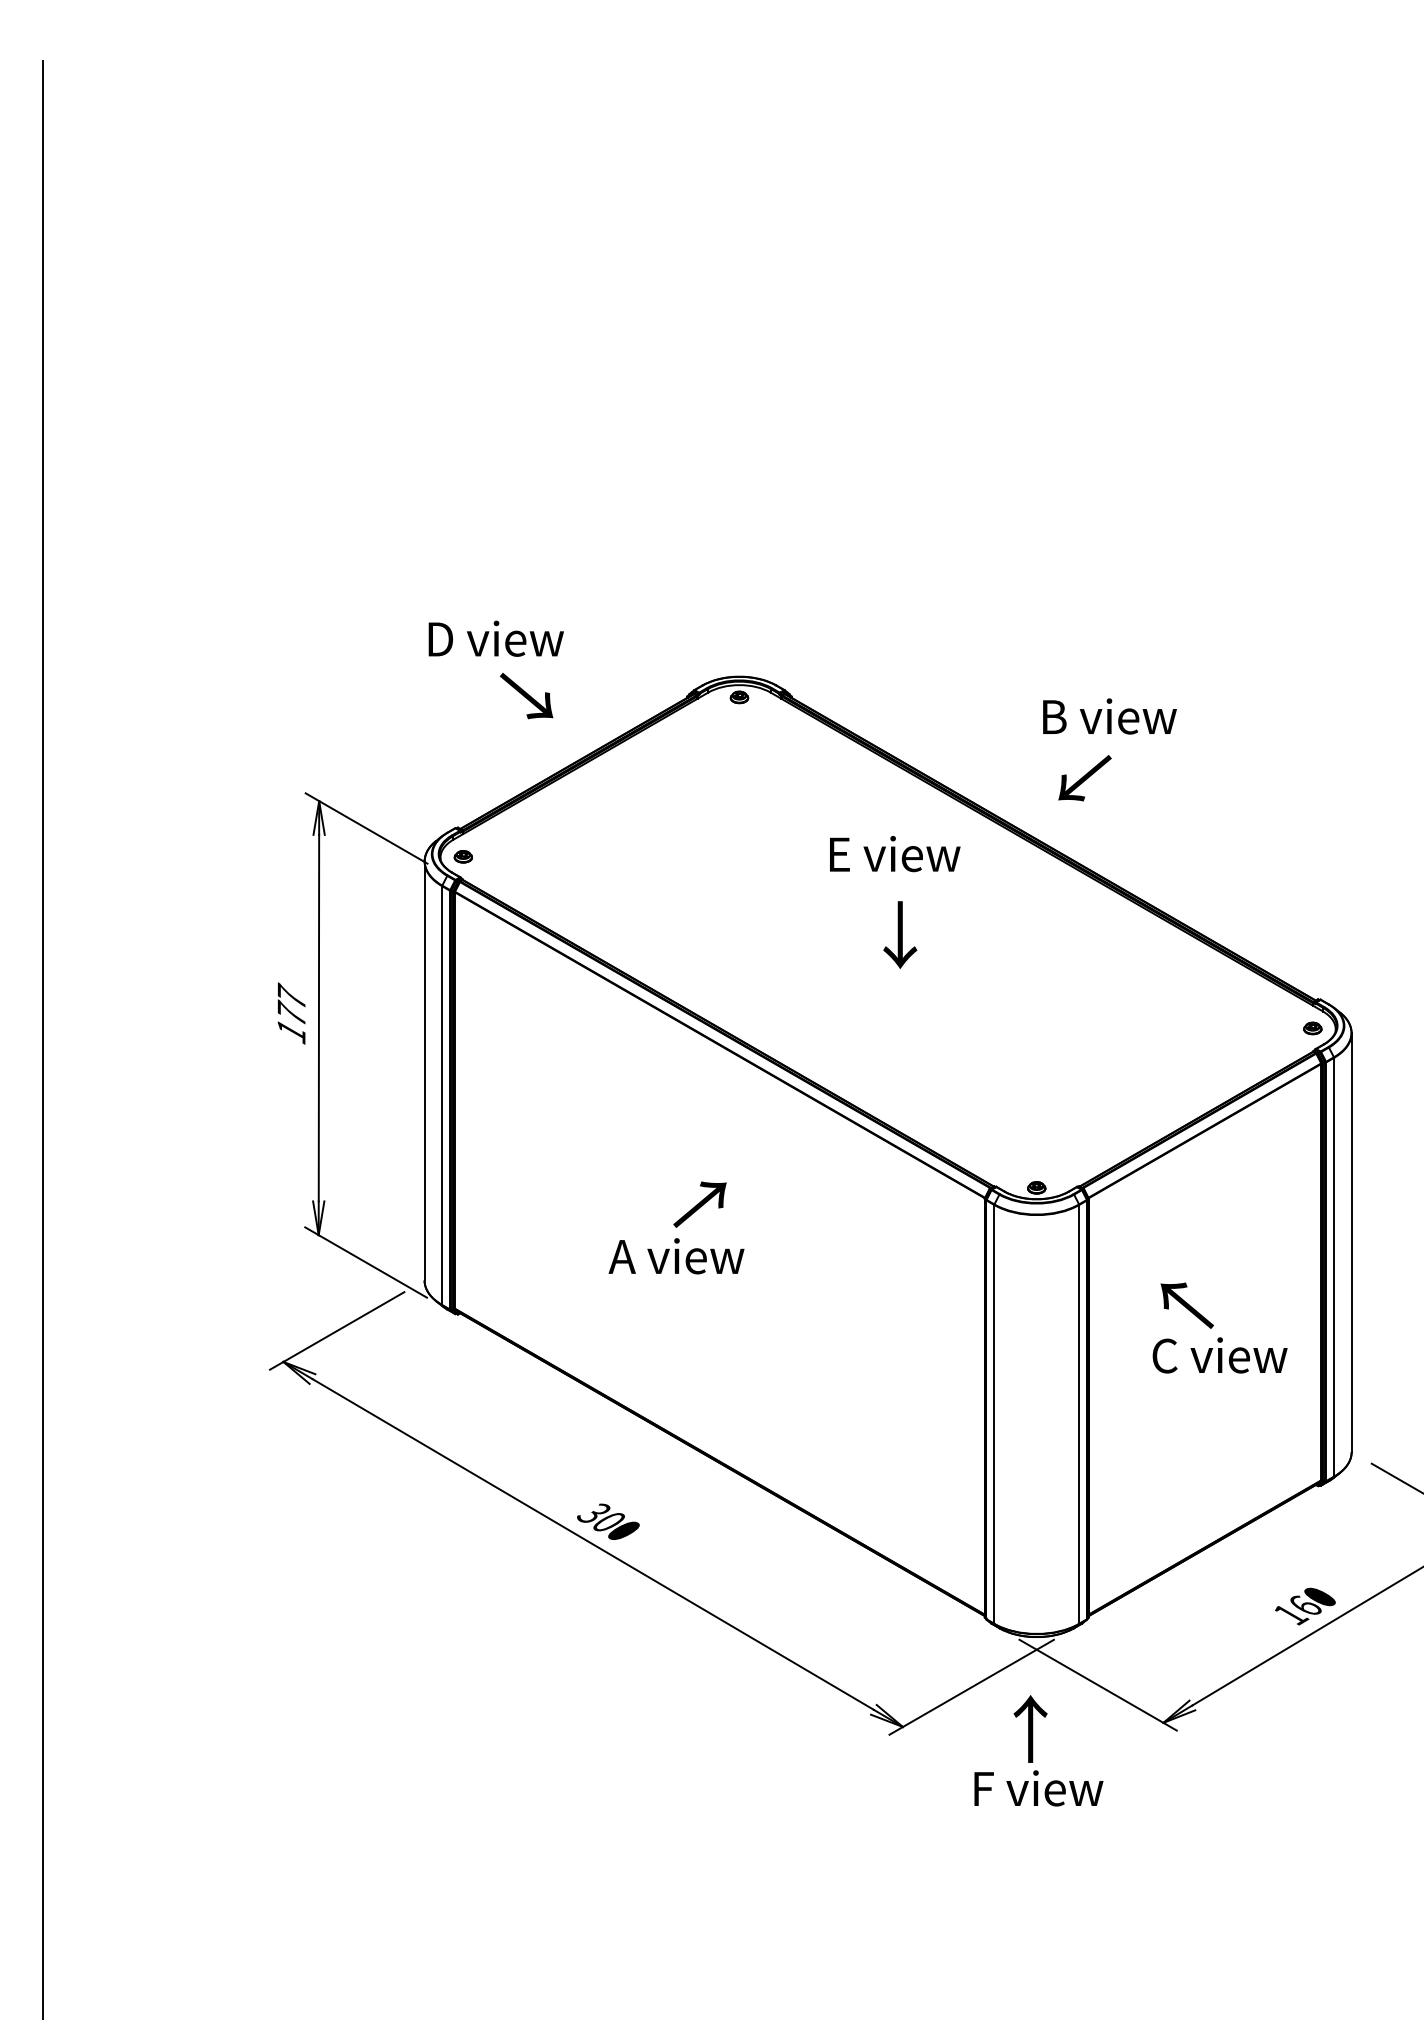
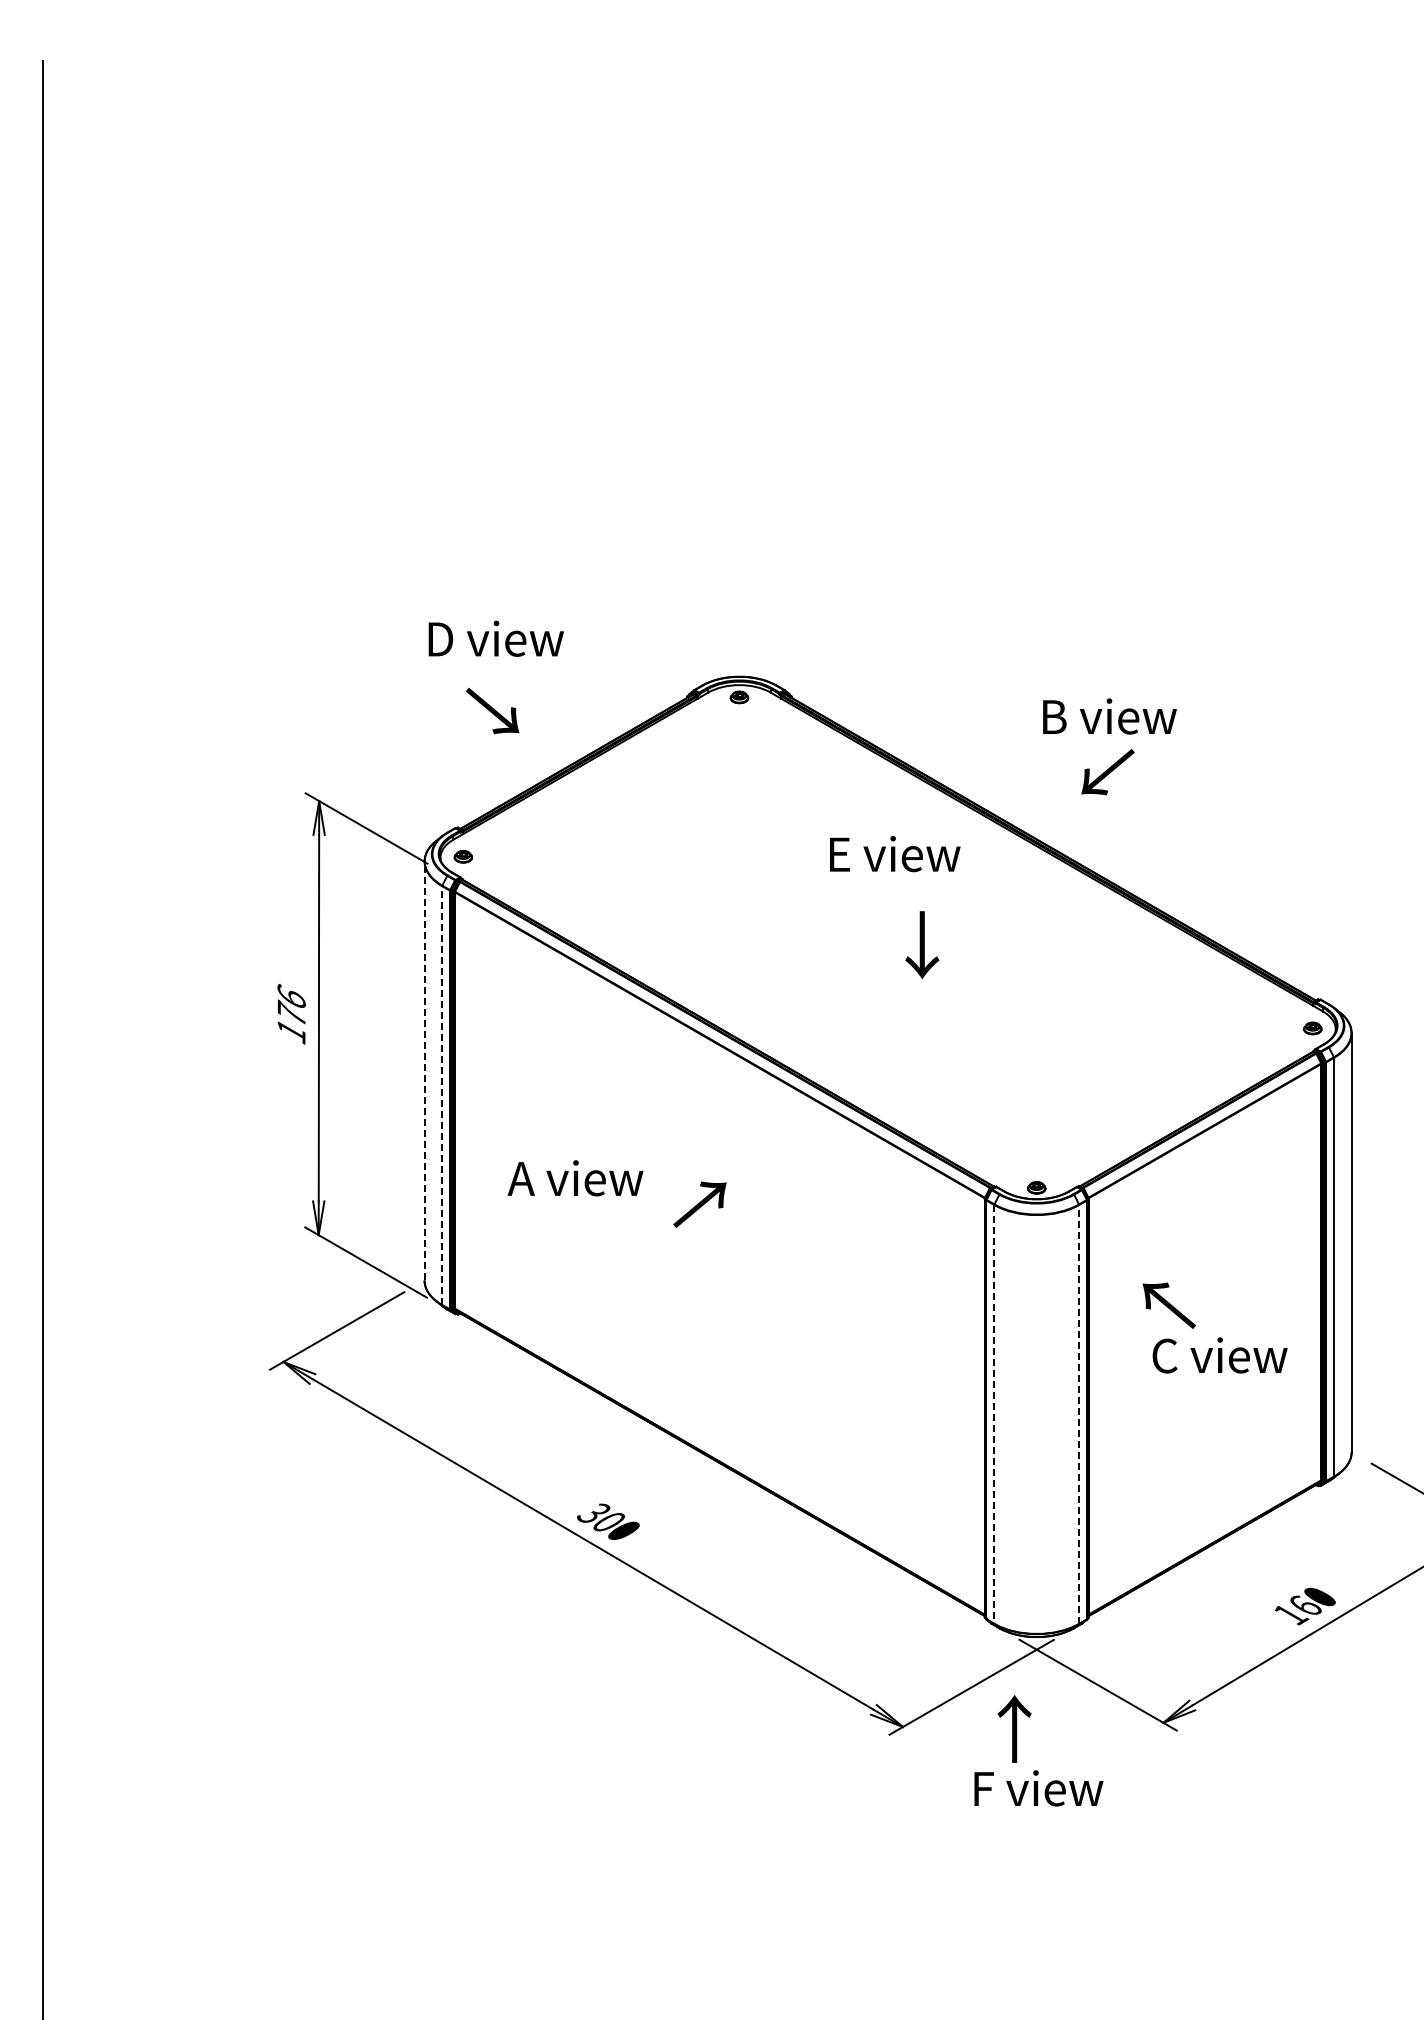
text position: (526, 696) -> (492, 711) (492, 711)
text position: (1084, 778) -> (1107, 772) (1107, 772)
text position: (900, 934) -> (922, 944) (922, 944)
text: 177 -> 176 (291, 994)
line: solid -> dashed (424, 1070)
line: solid -> dashed (442, 1095)
text position: (676, 1256) -> (575, 1178) (575, 1178)
text position: (1186, 1305) -> (1168, 1305) (1168, 1305)
line: solid -> dashed (1079, 1413)
line: solid -> dashed (994, 1414)
text position: (1030, 1728) -> (1014, 1728) (1014, 1728)
